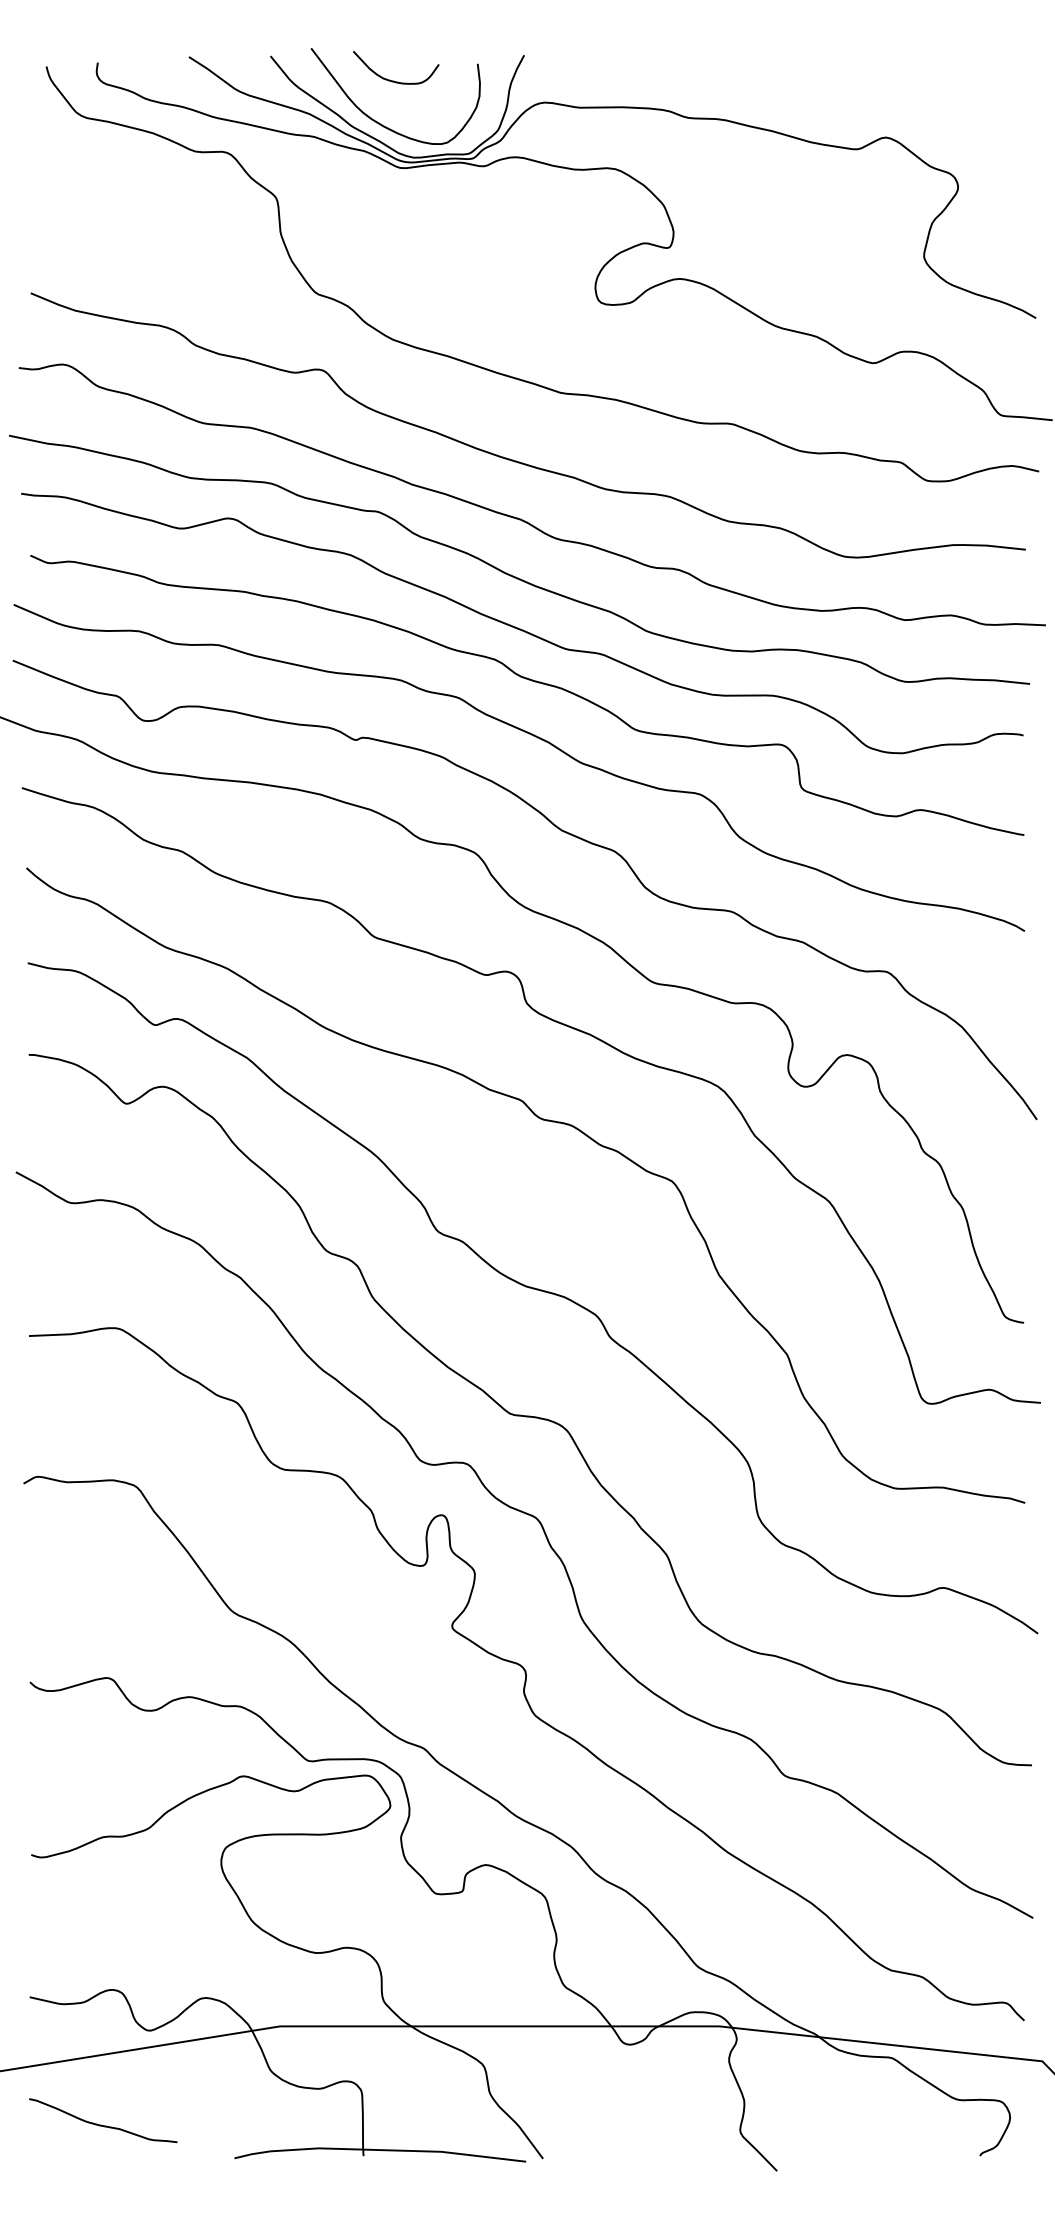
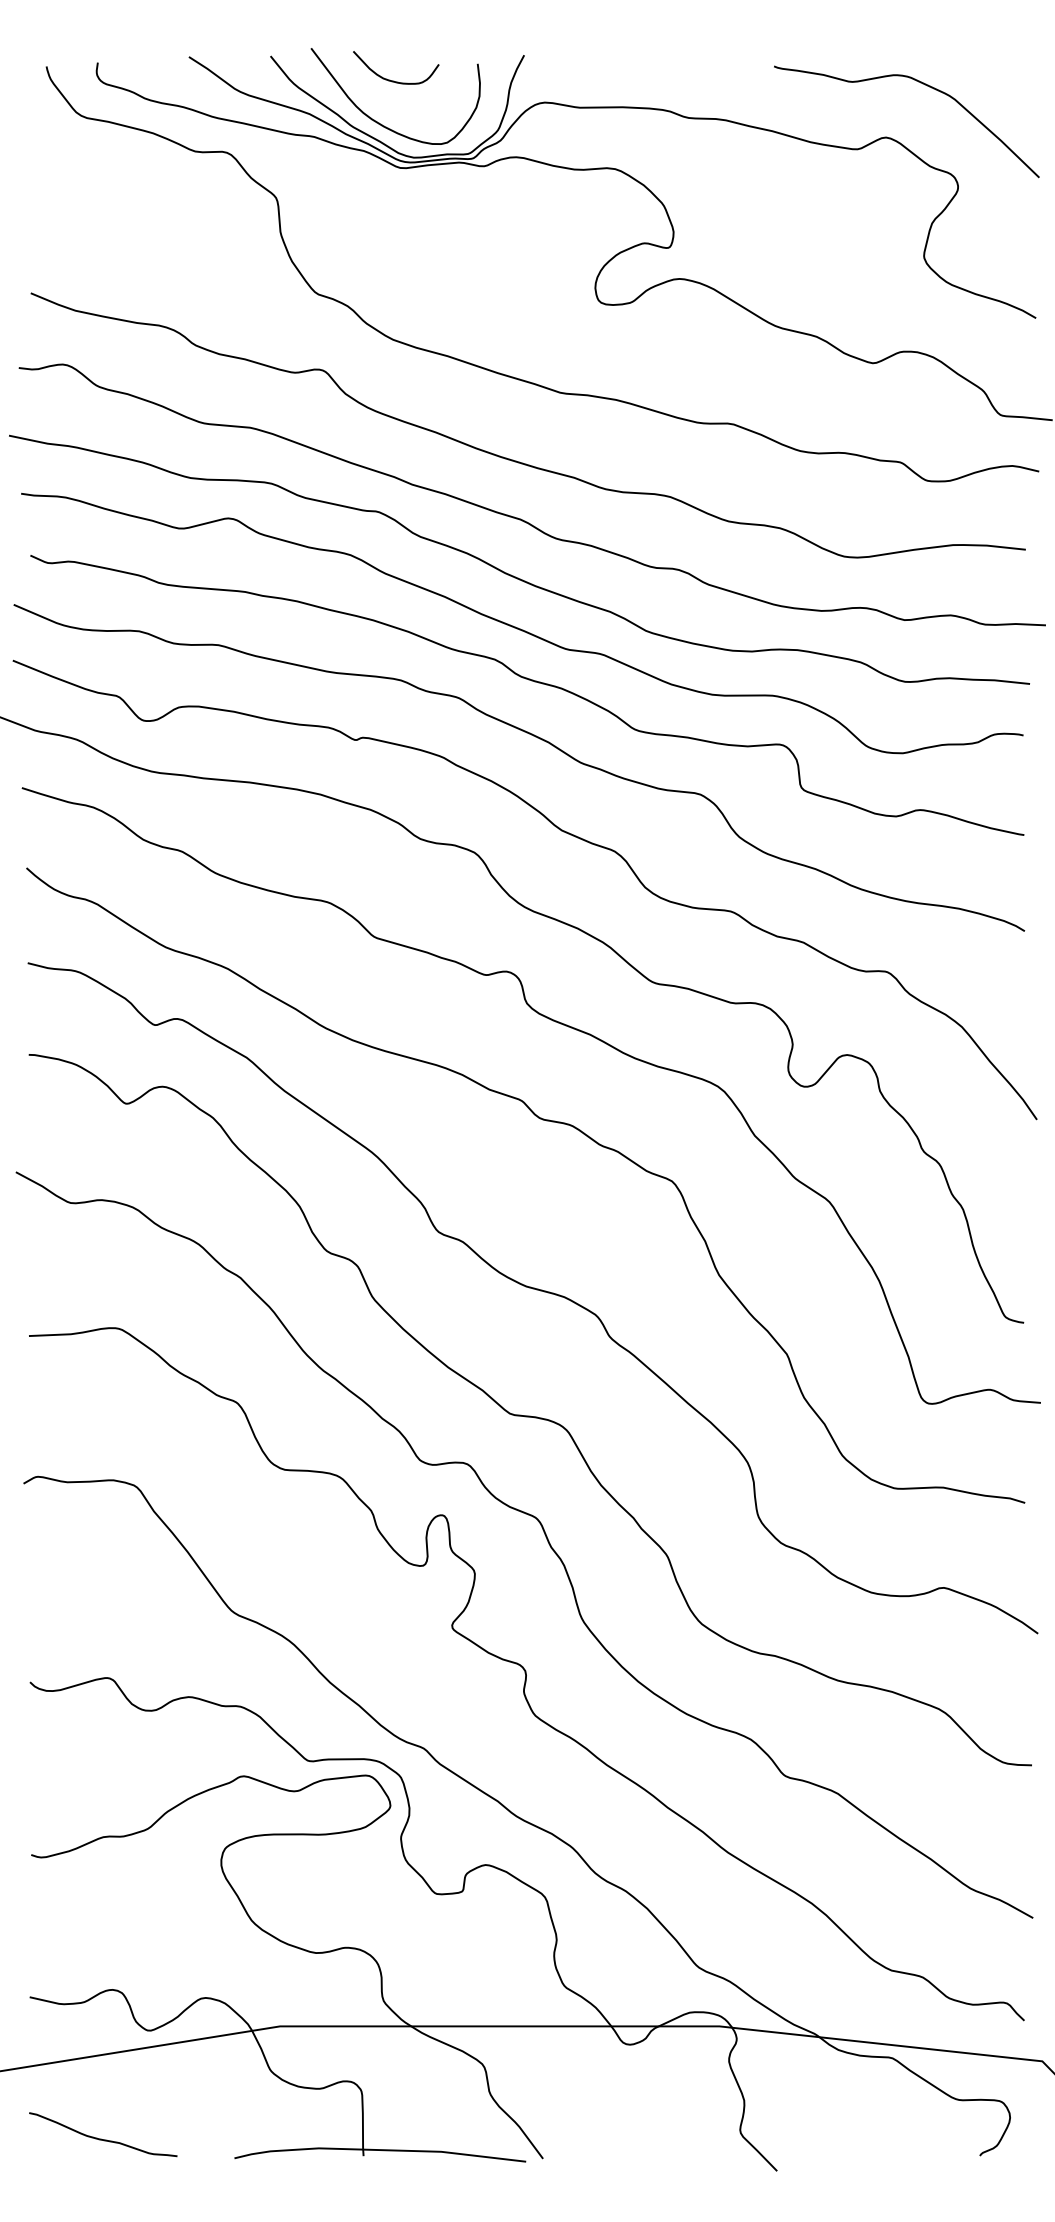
curve: none -> present (922, 84)
curve position: (101, 2124) -> (101, 2138) (101, 2138)
